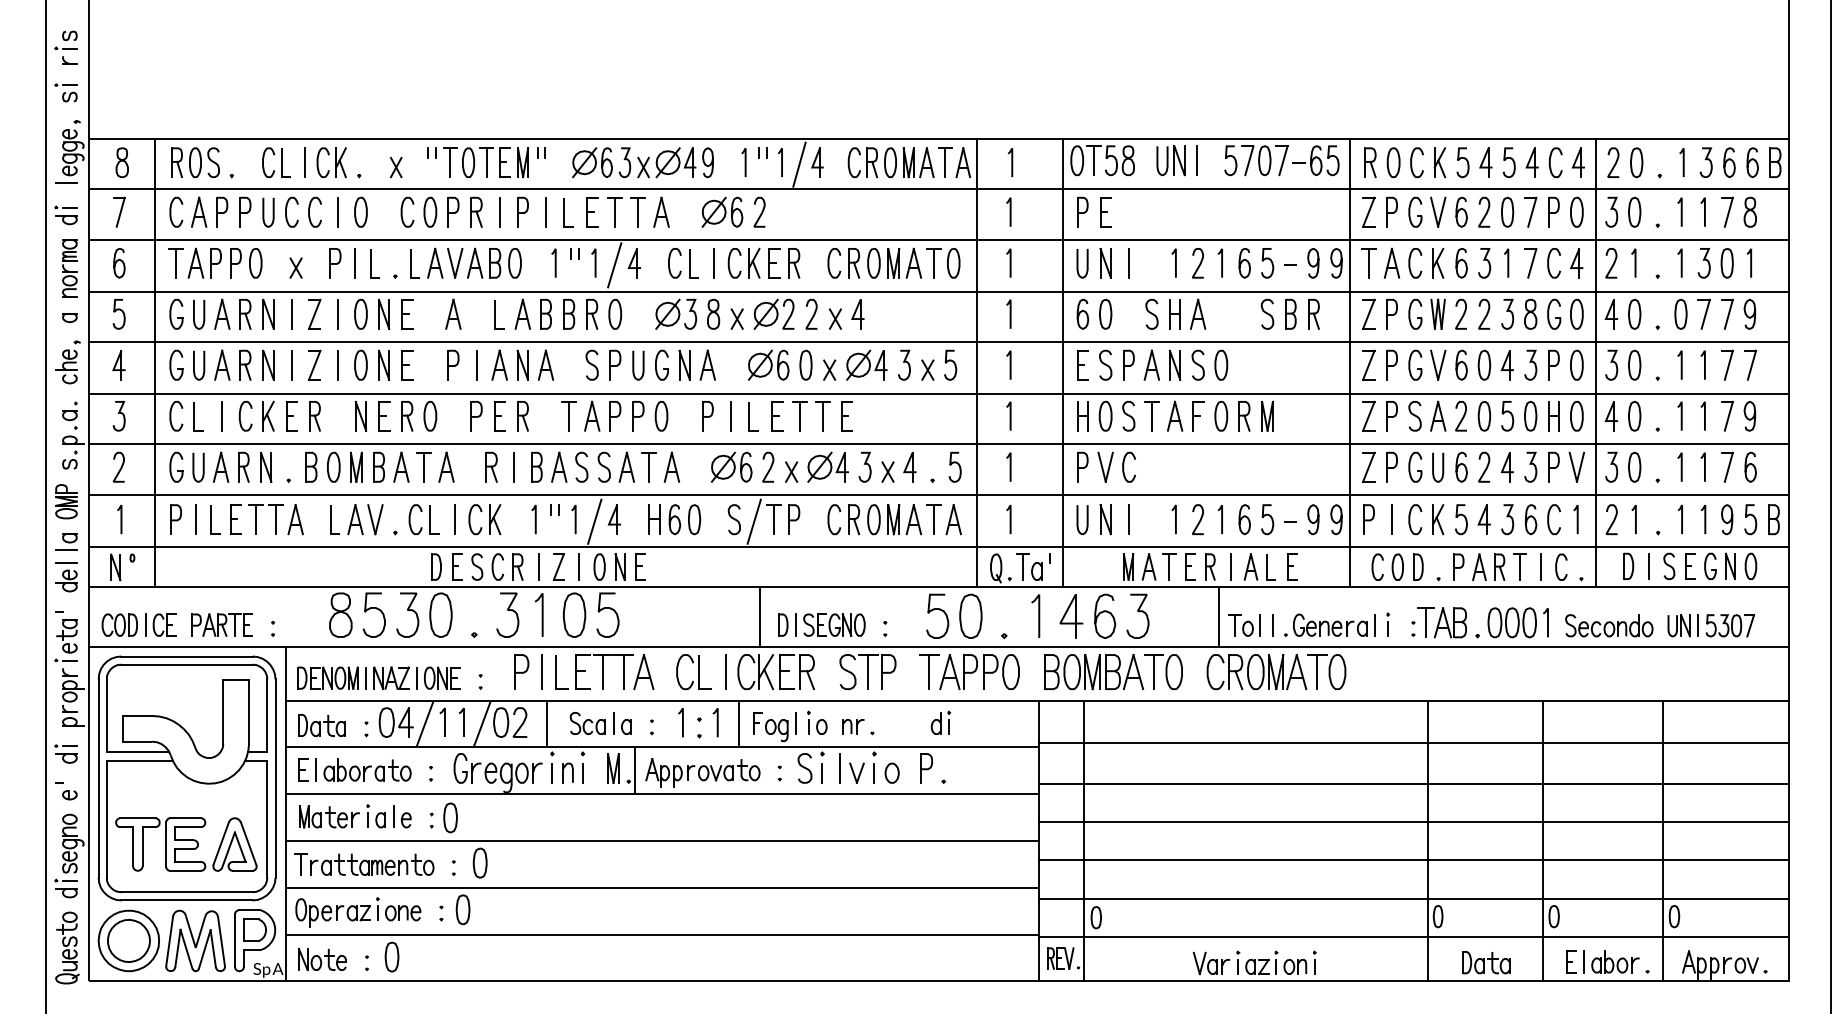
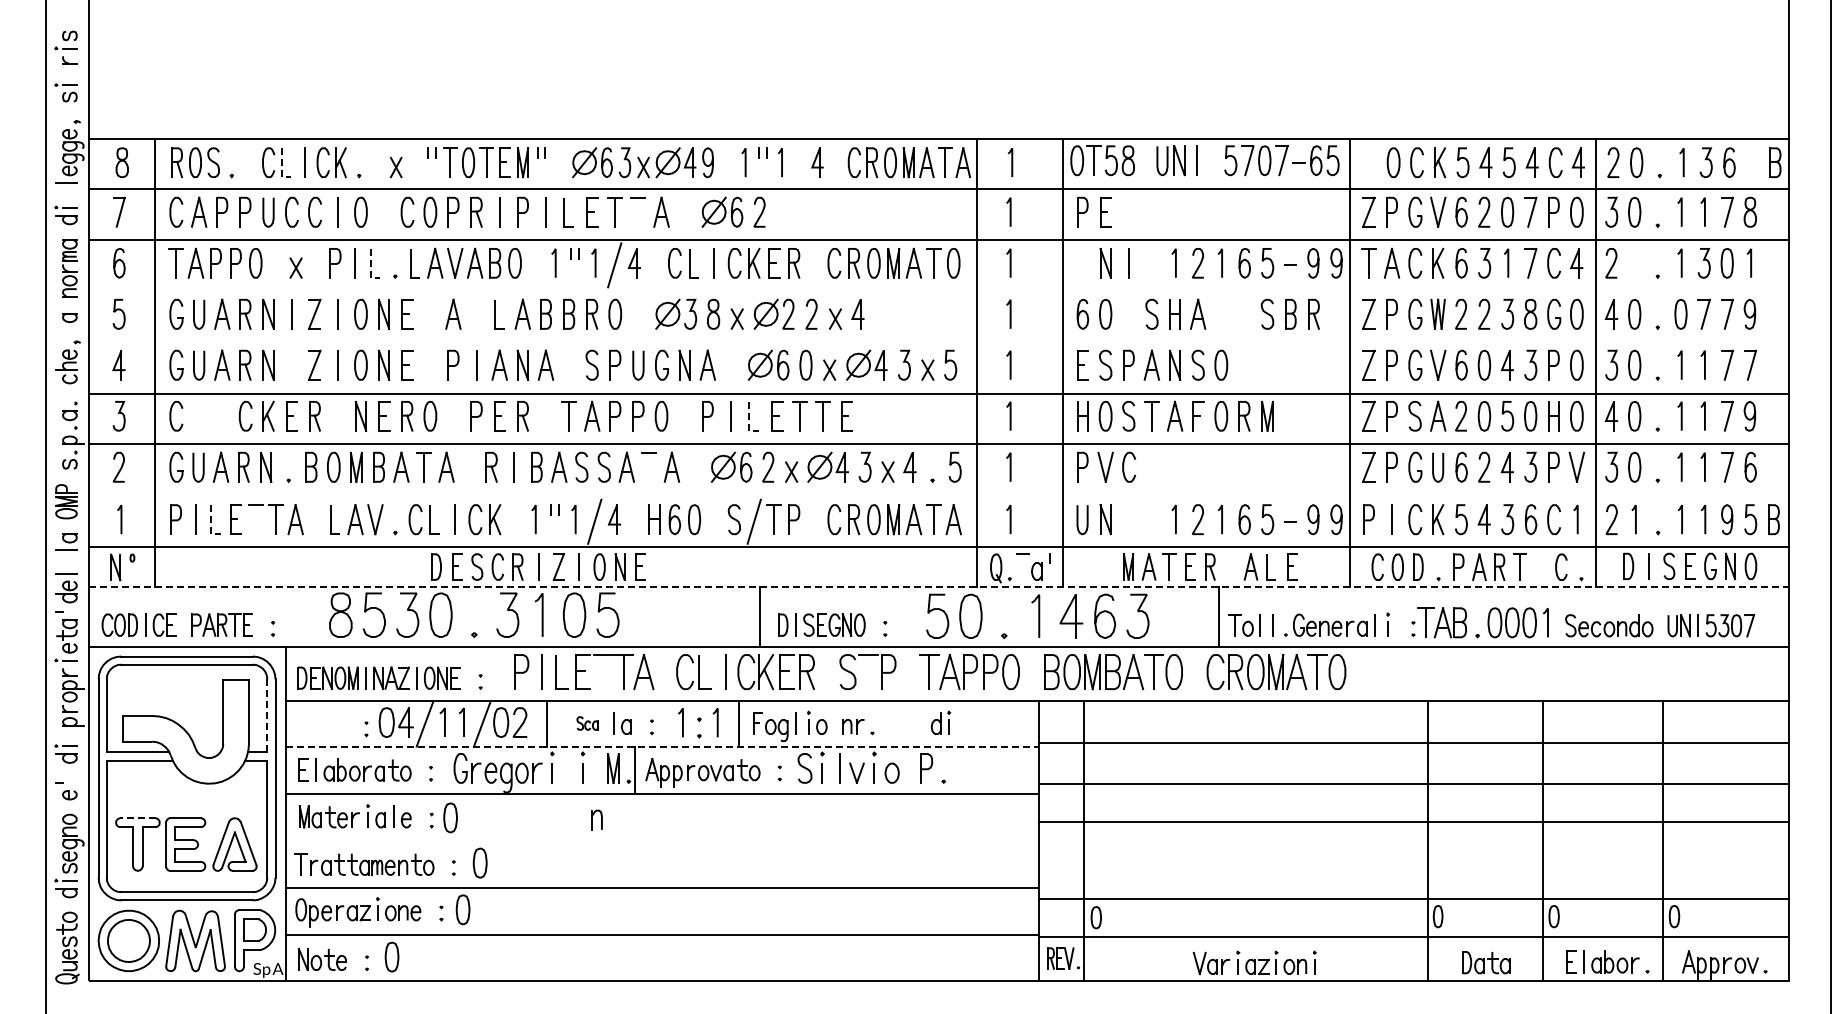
curve: present -> none (1752, 160)
part: present -> none (1370, 162)
line: present -> none (799, 164)
line: solid -> dashed (281, 168)
line: present -> none (638, 211)
line: present -> none (1634, 262)
curve: present -> none (1078, 263)
line: solid -> dashed (370, 268)
line: present -> none (938, 291)
line: present -> none (938, 342)
line: present -> none (291, 364)
line: present -> none (222, 415)
line: present -> none (194, 416)
line: solid -> dashed (749, 421)
line: present -> none (649, 466)
line: present -> none (938, 495)
line: present -> none (255, 519)
line: present -> none (1128, 519)
line: solid -> dashed (211, 525)
line: present -> none (1230, 566)
line: present -> none (1023, 567)
line: present -> none (1540, 567)
part position: (66, 577) -> (66, 588) (66, 588)
line: solid -> dashed (939, 587)
line: present -> none (603, 672)
line: present -> none (868, 672)
line: solid -> dashed (267, 716)
part size: 37x23 px -> 23x15 px (587, 723)
part: present -> none (321, 725)
line: solid -> dashed (662, 747)
part position: (567, 772) -> (596, 819) (596, 819)
line: solid -> dashed (137, 818)
line: present -> none (661, 841)
line: present -> none (1413, 860)
